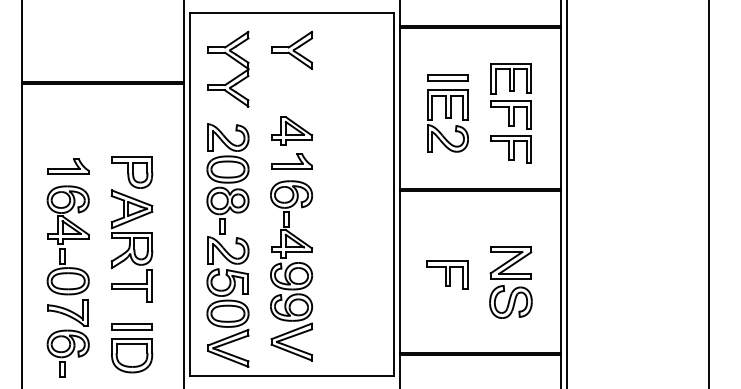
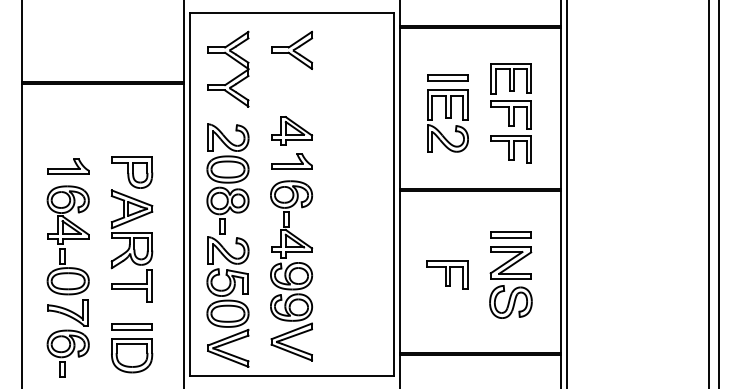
line: none -> present (718, 193)
part: none -> present (510, 234)
